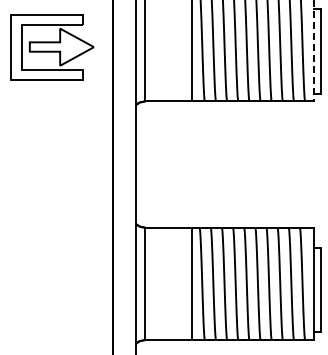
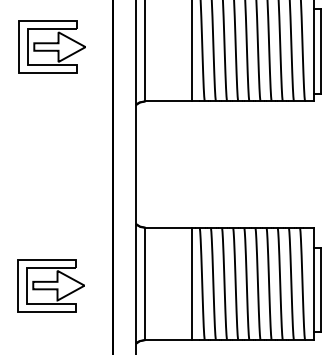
part size: 85x67 px -> 68x54 px (51, 46)
line: dashed -> solid (314, 50)
part: none -> present (50, 285)
